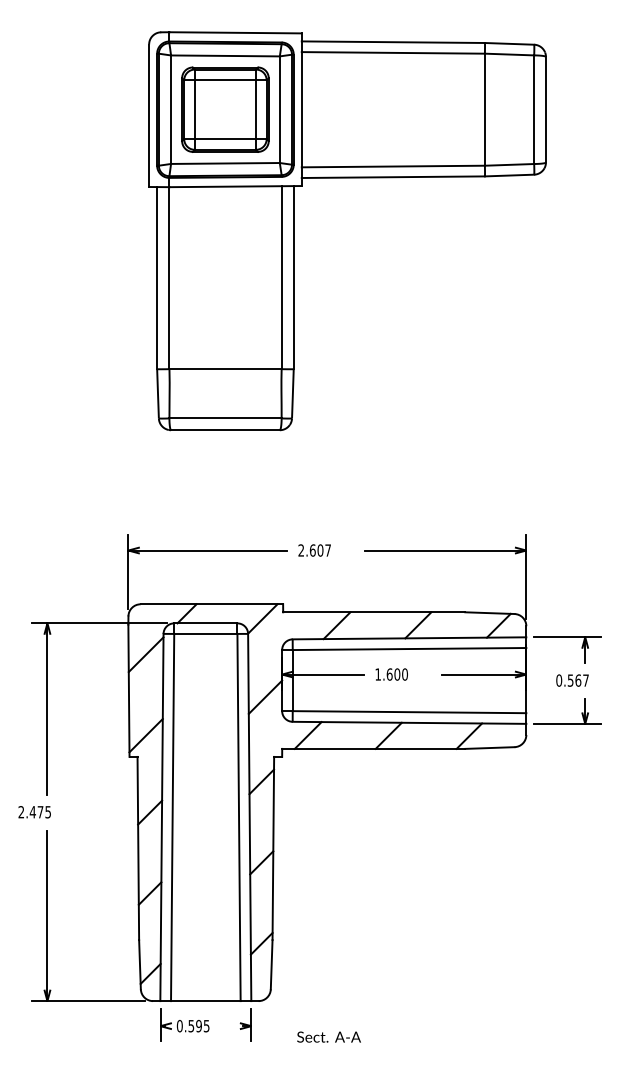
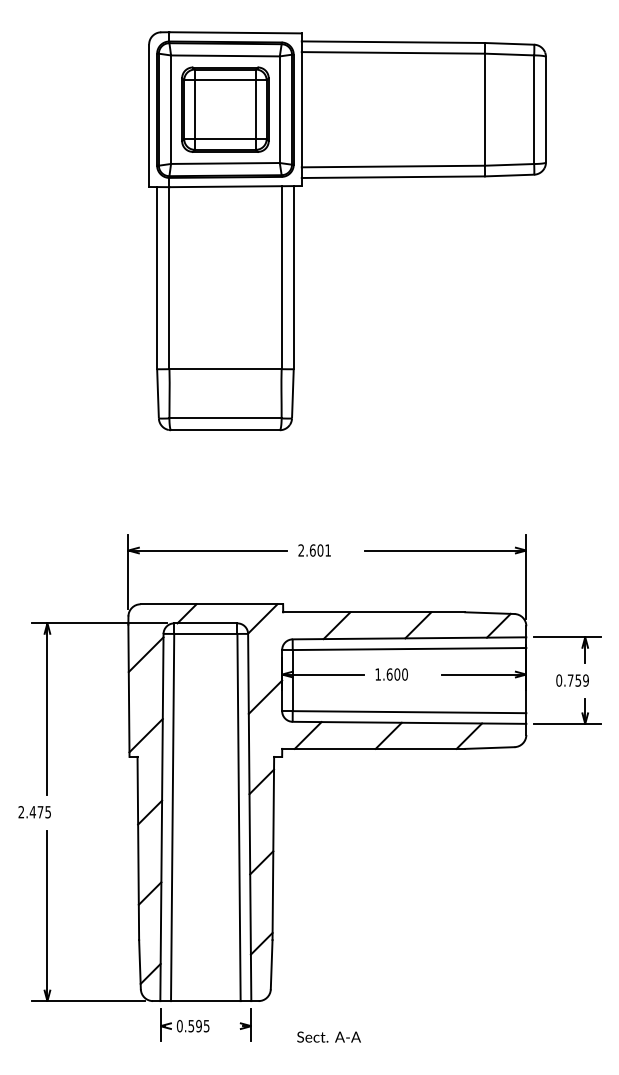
text: 2.607 -> 2.601 (327, 550)
text: 0.567 -> 0.759 (577, 680)
